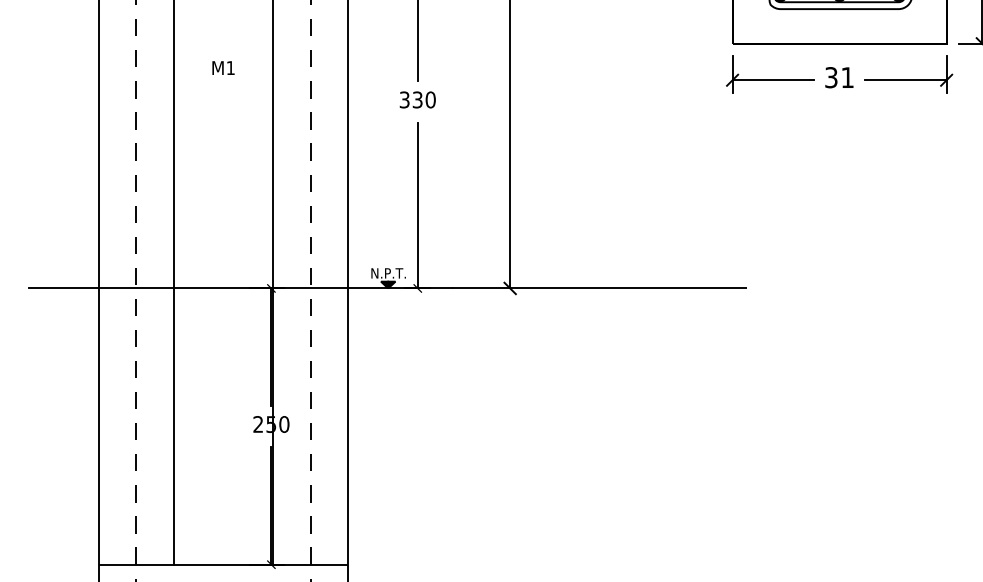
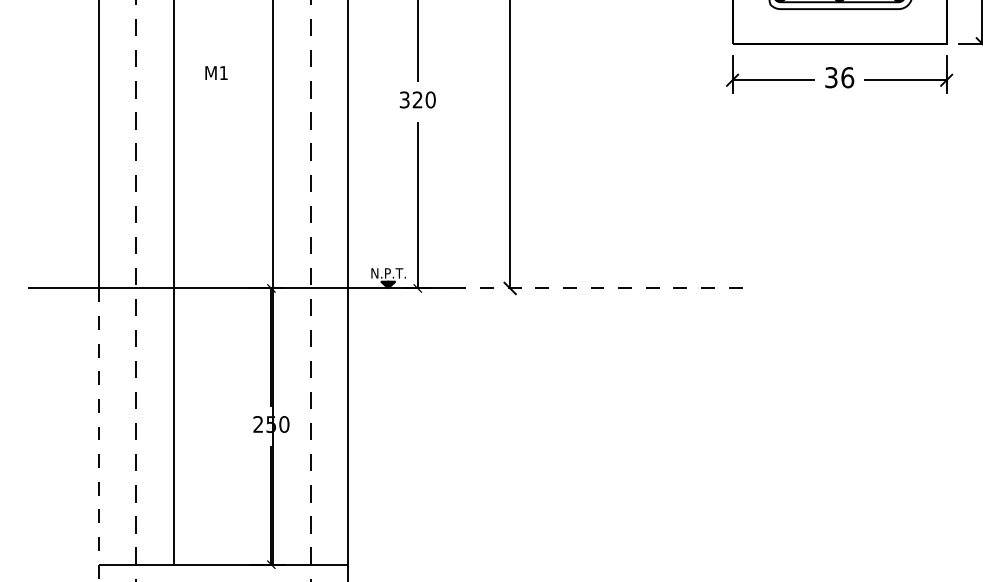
text position: (223, 67) -> (216, 72) (216, 72)
text: 31 -> 36 (847, 77)
text: 330 -> 320 (417, 99)
line: solid -> dashed (600, 288)
line: solid -> dashed (99, 435)
